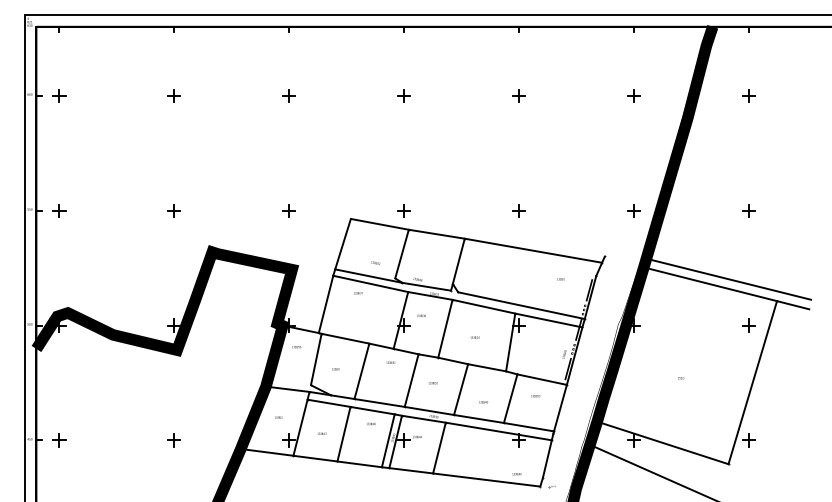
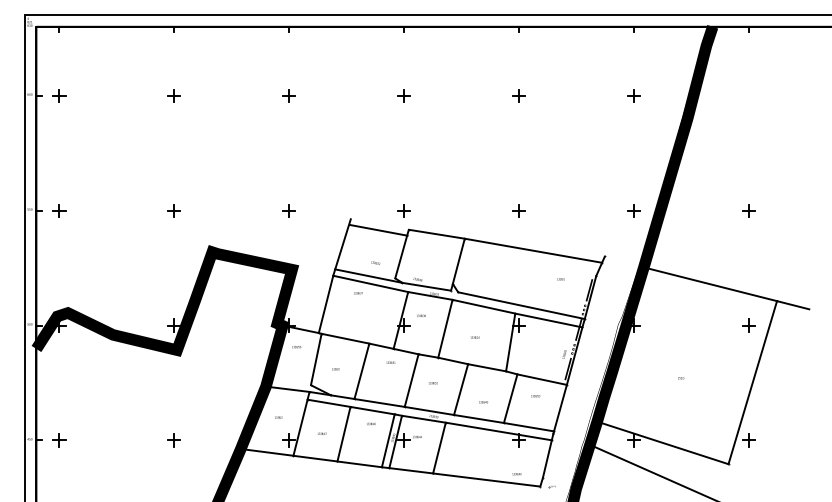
part: present -> none (748, 95)
line position: (379, 224) -> (378, 230) (378, 230)
line: present -> none (728, 278)
